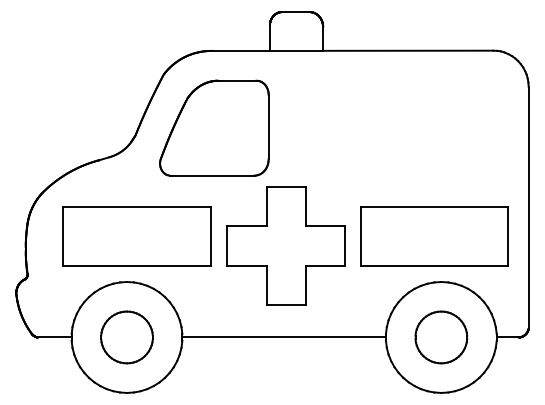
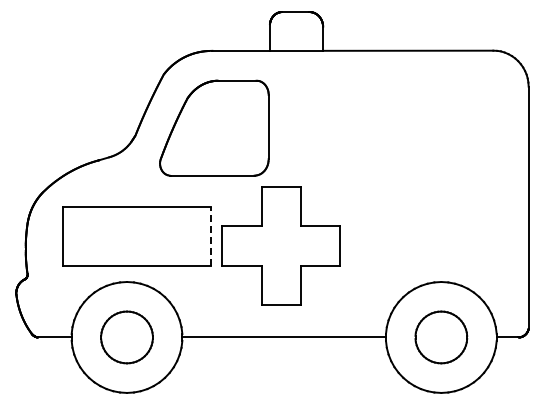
line: solid -> dashed (210, 236)
part: present -> none (434, 236)
part position: (285, 245) -> (280, 245) (280, 245)
